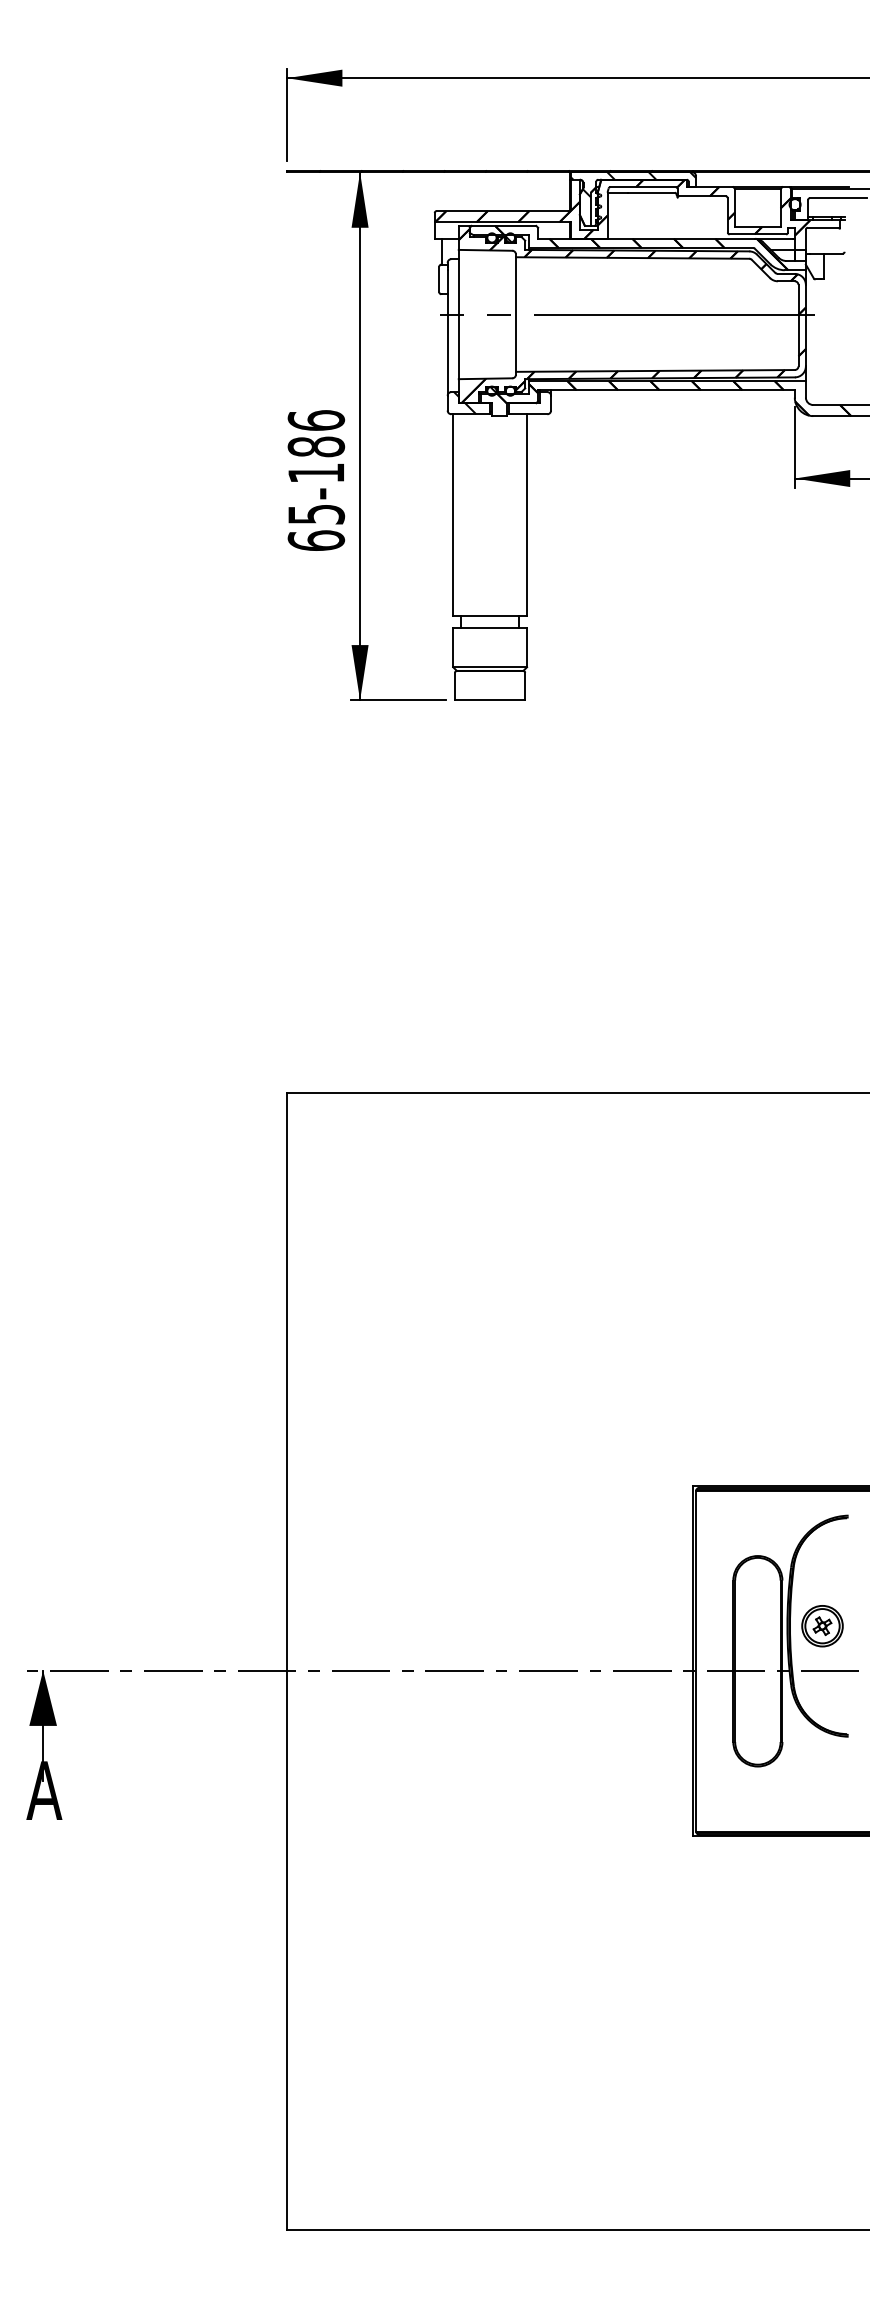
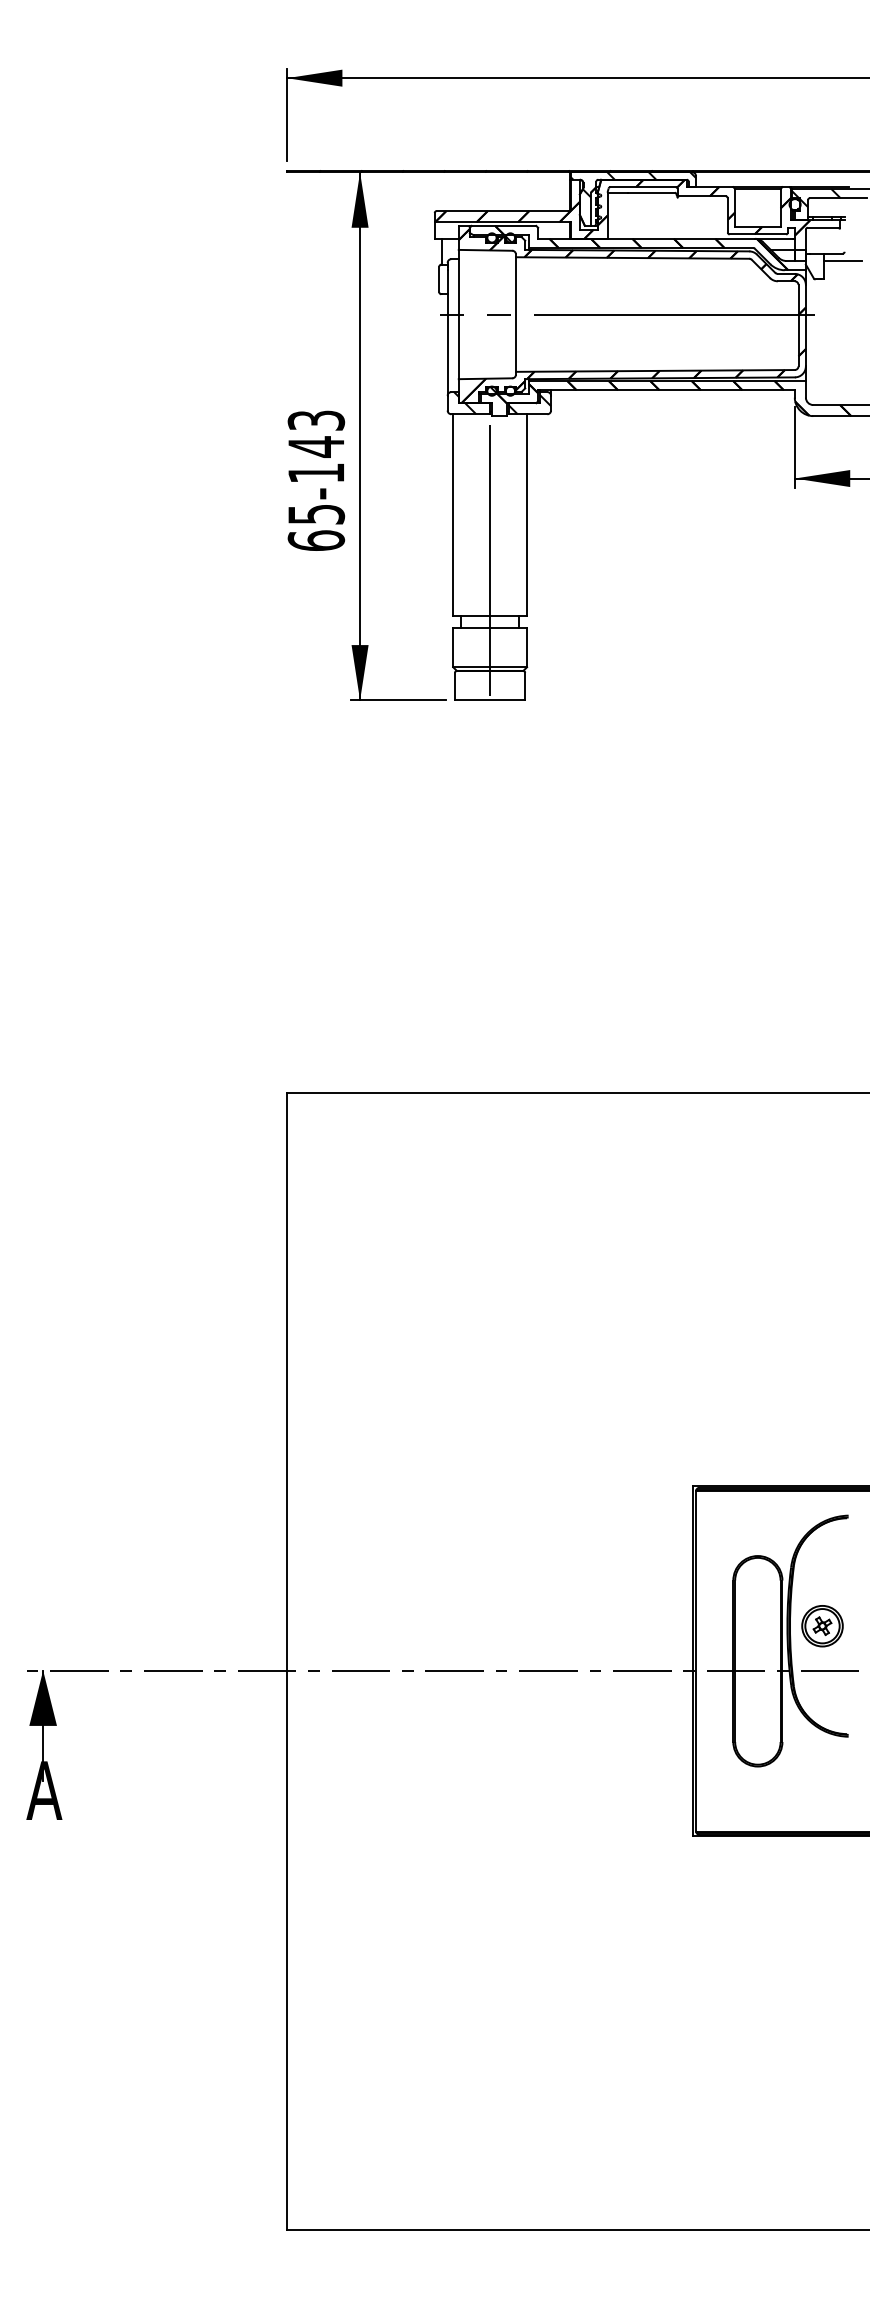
hatch: none -> present (816, 197)
line: none -> present (842, 261)
hatch: none -> present (529, 404)
text: 65-186 -> 65-143 (316, 433)
line: none -> present (490, 560)
